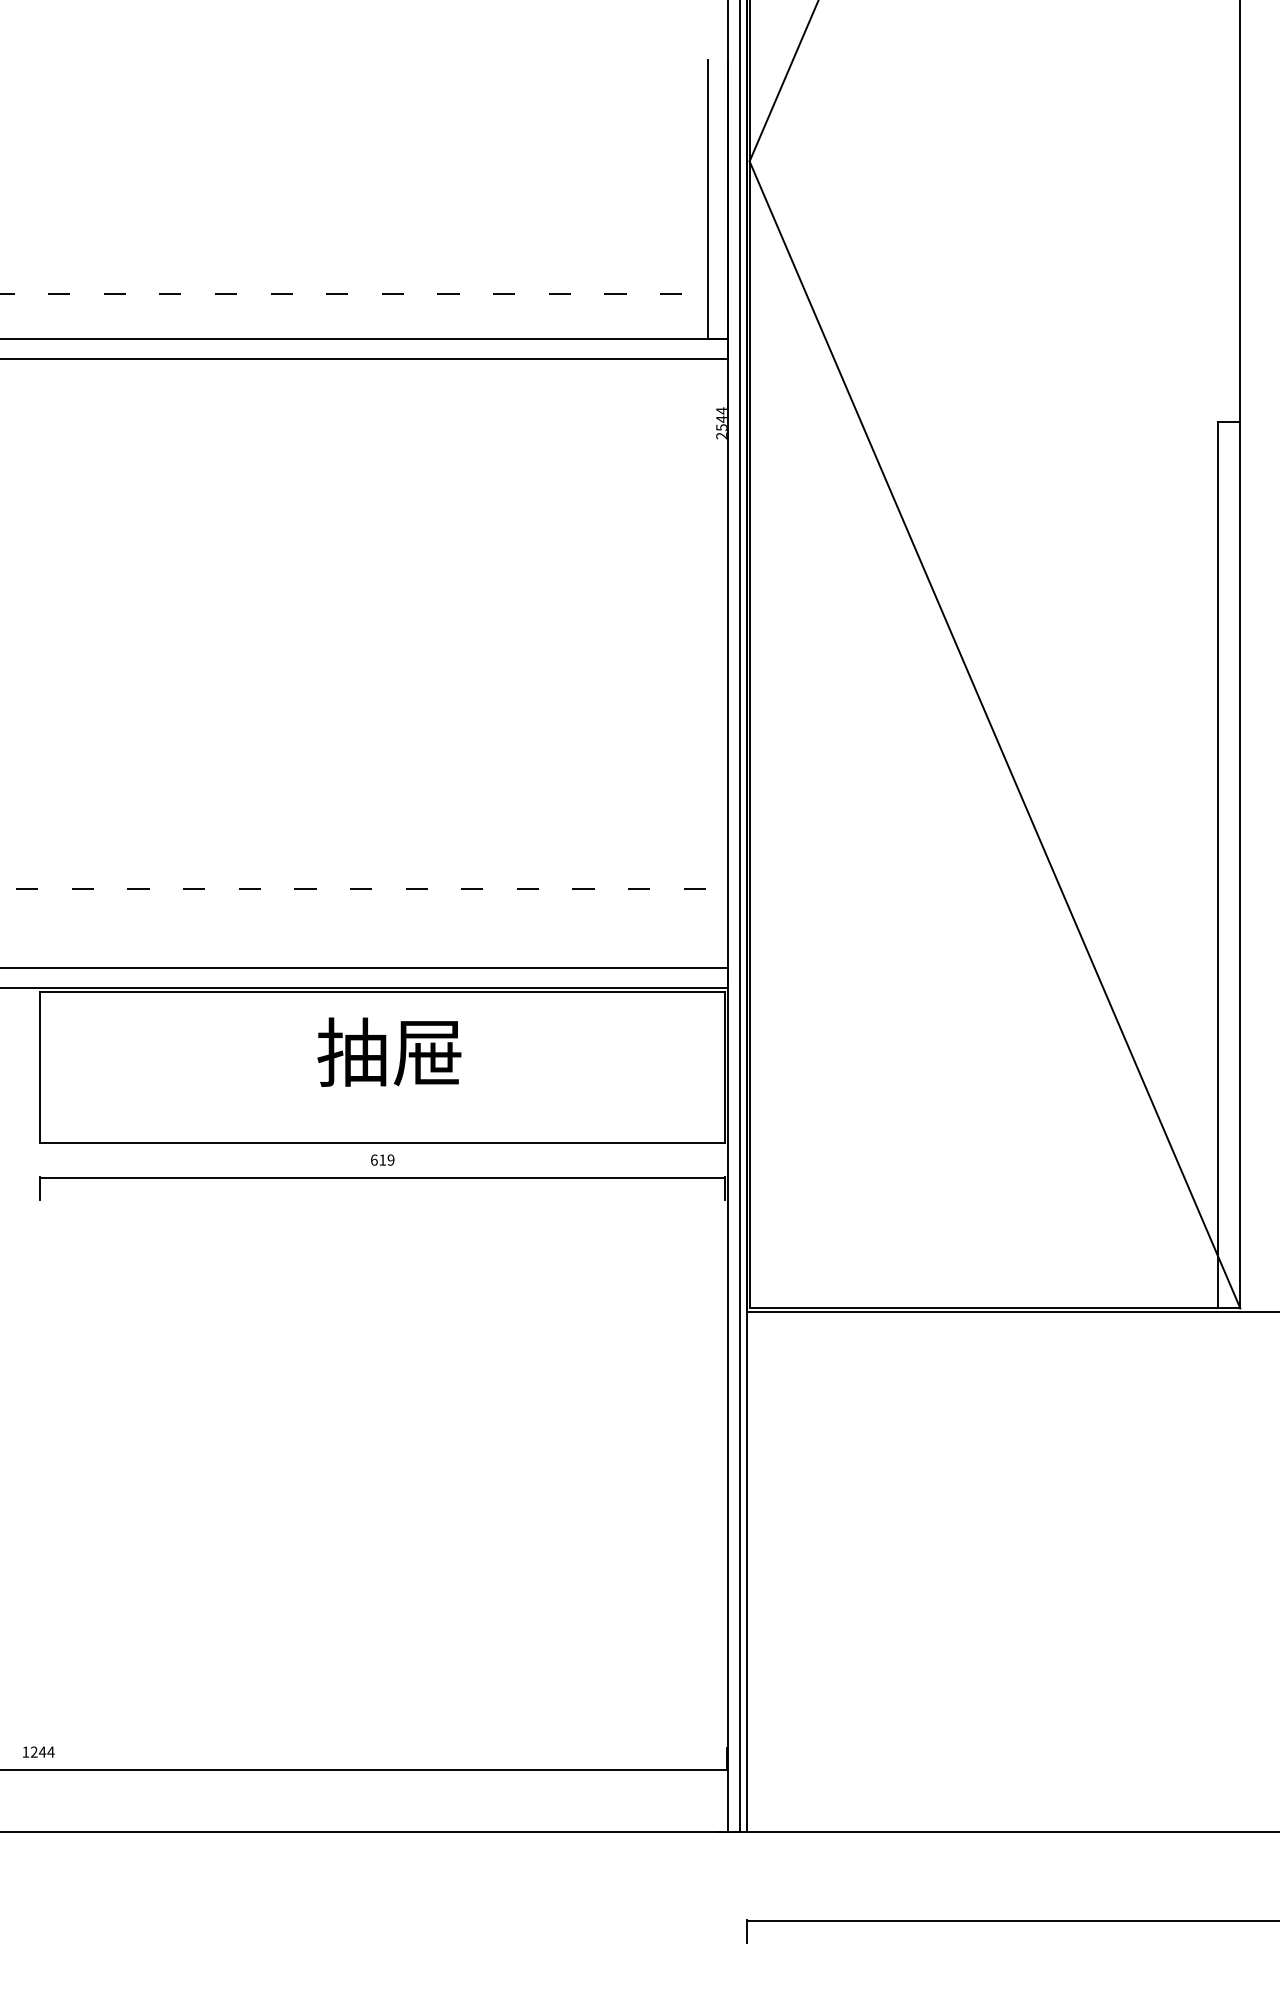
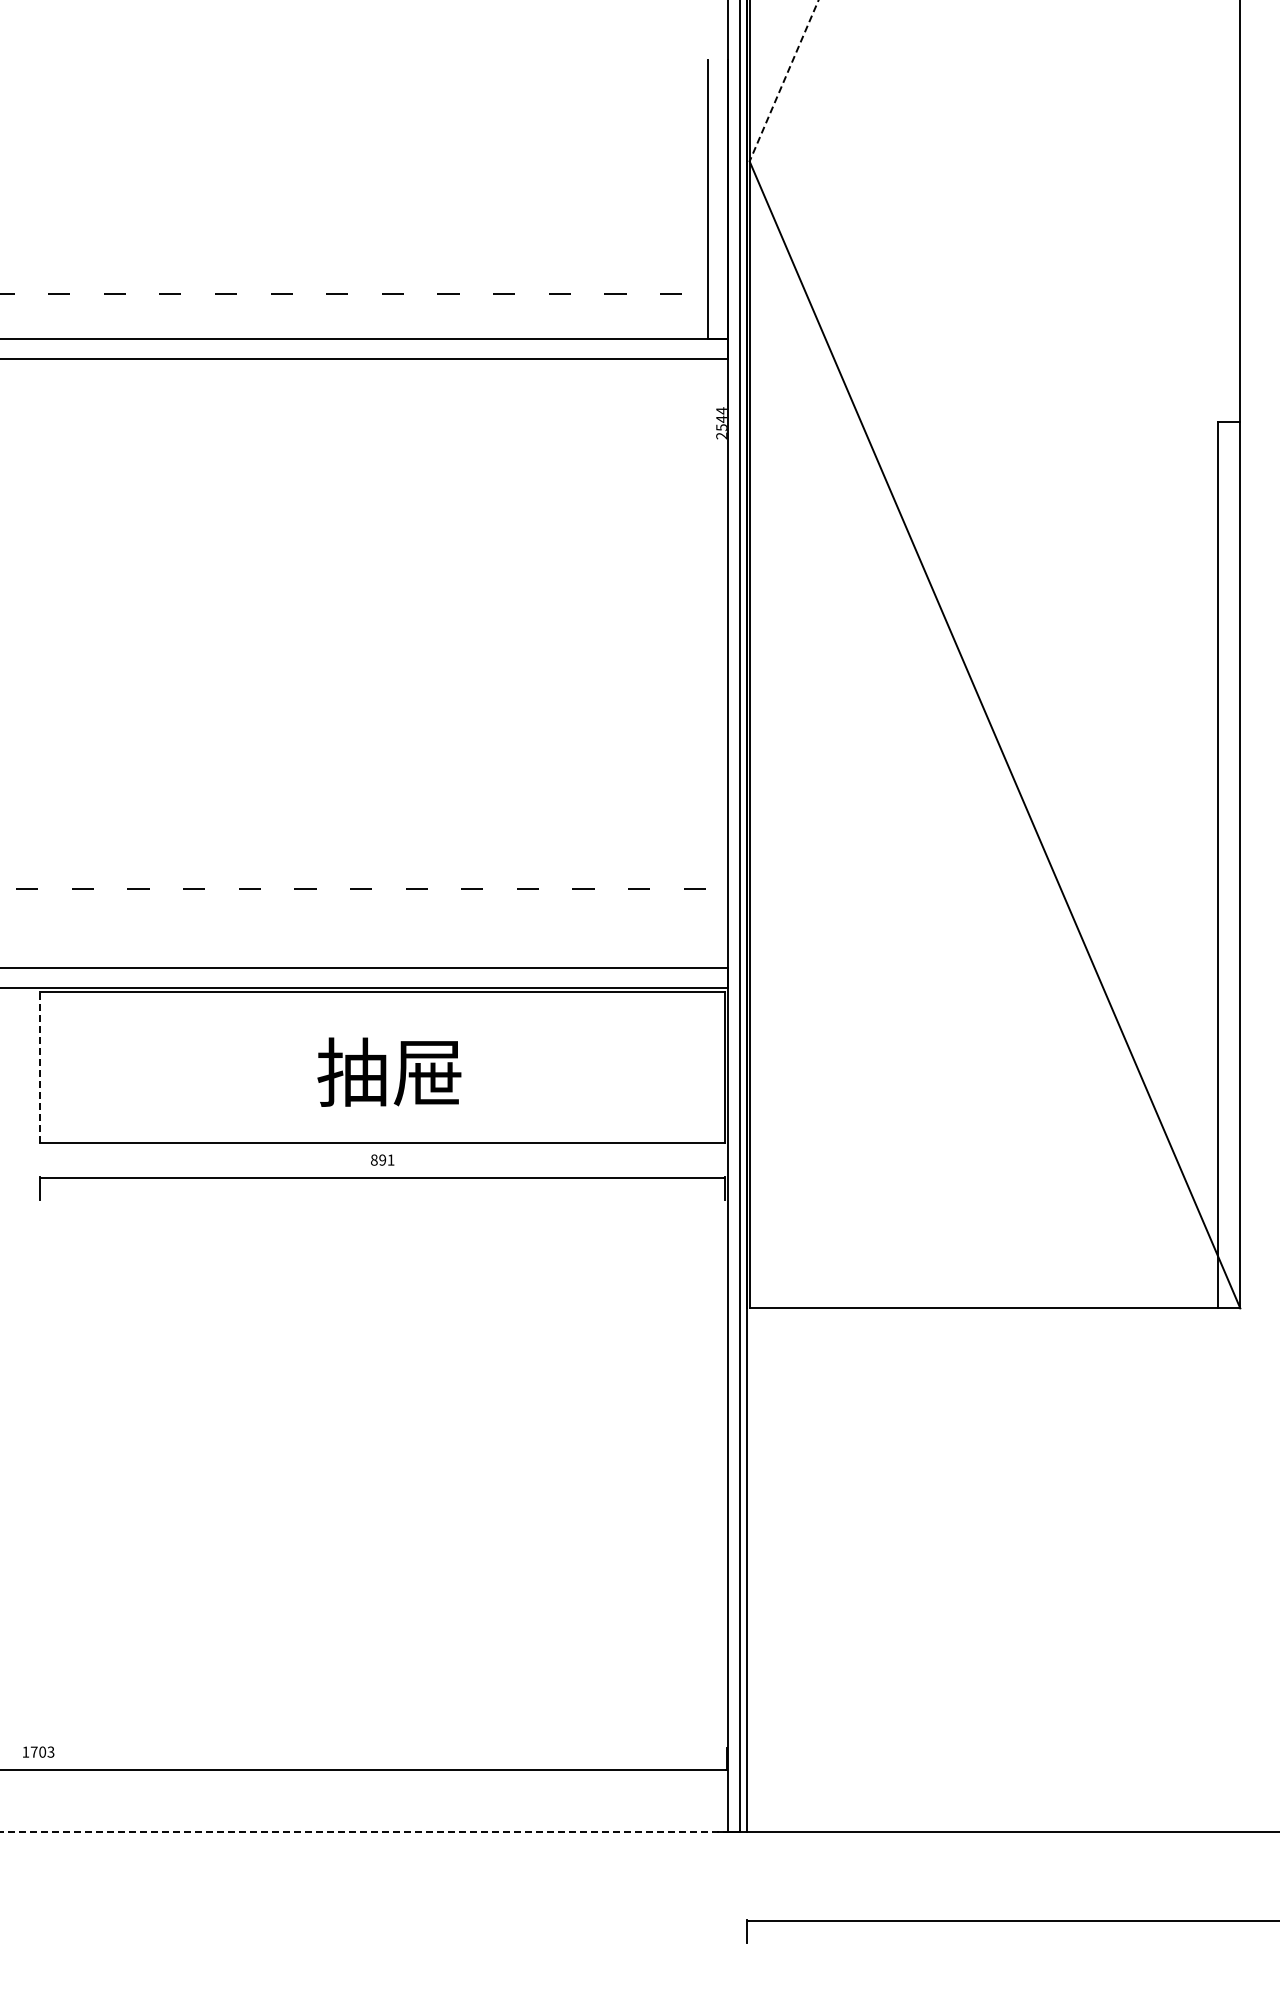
line: solid -> dashed (783, 81)
text position: (389, 1051) -> (389, 1071) (389, 1071)
line: solid -> dashed (40, 1067)
text: 619 -> 891 (382, 1159)
line: present -> none (1011, 1311)
text: 1244 -> 1703 (42, 1751)
line: solid -> dashed (363, 1832)
